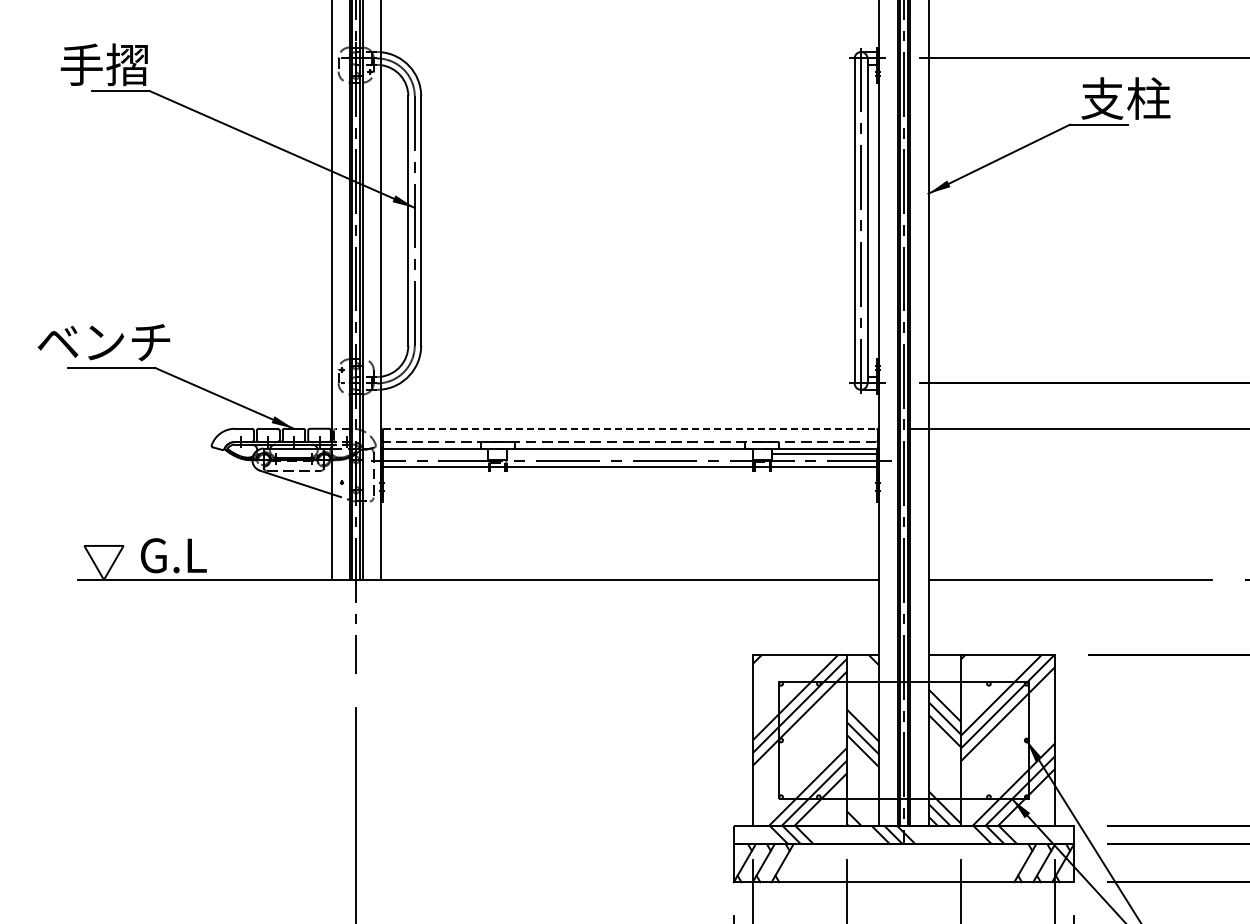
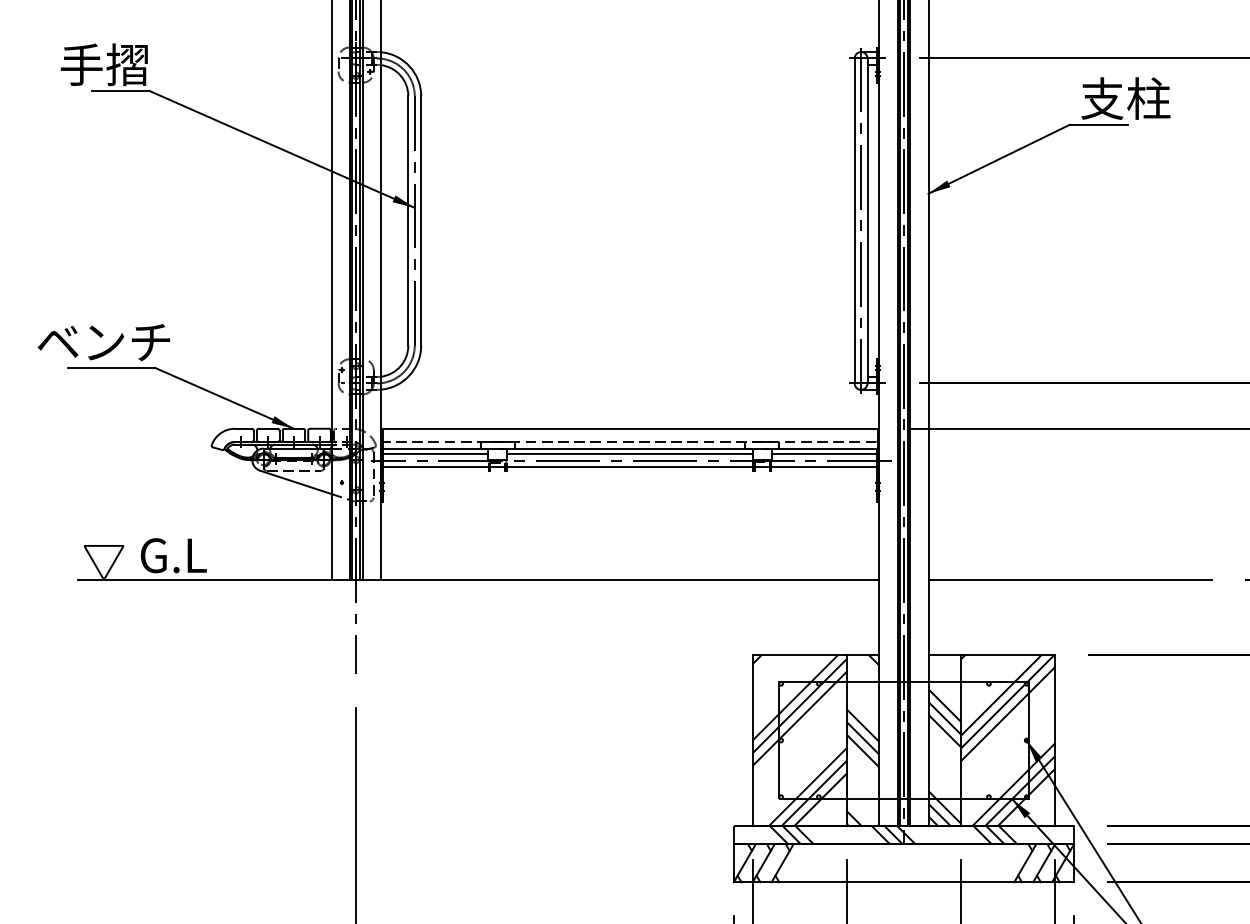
line: dashed -> solid (630, 428)
line: none -> present (435, 454)
line: none -> present (629, 454)
